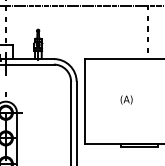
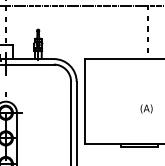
text position: (126, 99) -> (146, 108) (146, 108)
